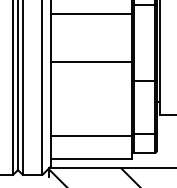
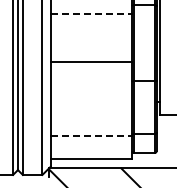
line: solid -> dashed (91, 14)
line: solid -> dashed (91, 135)
